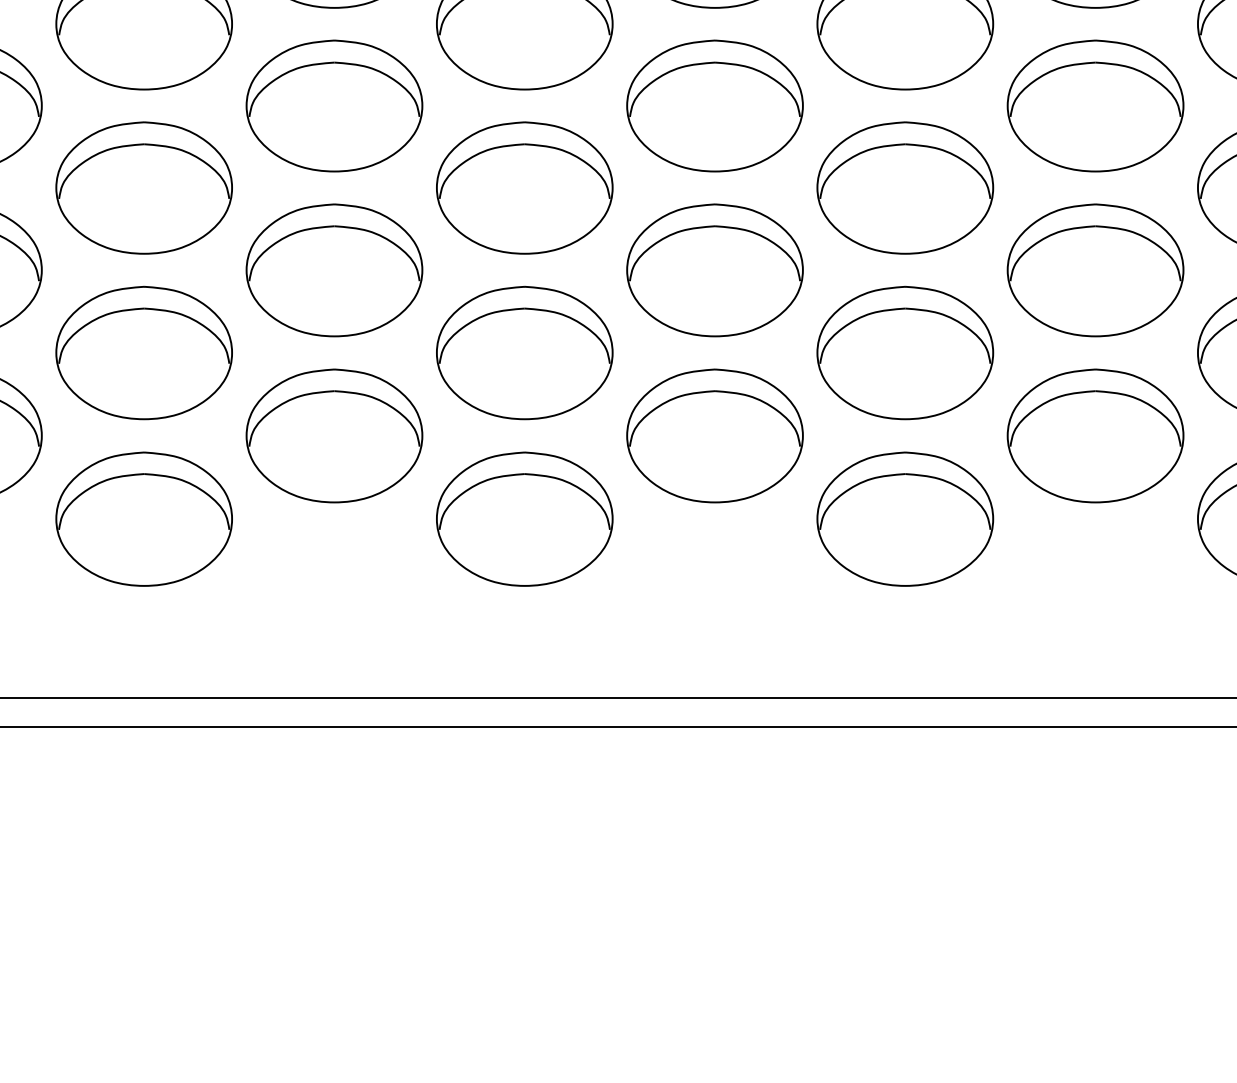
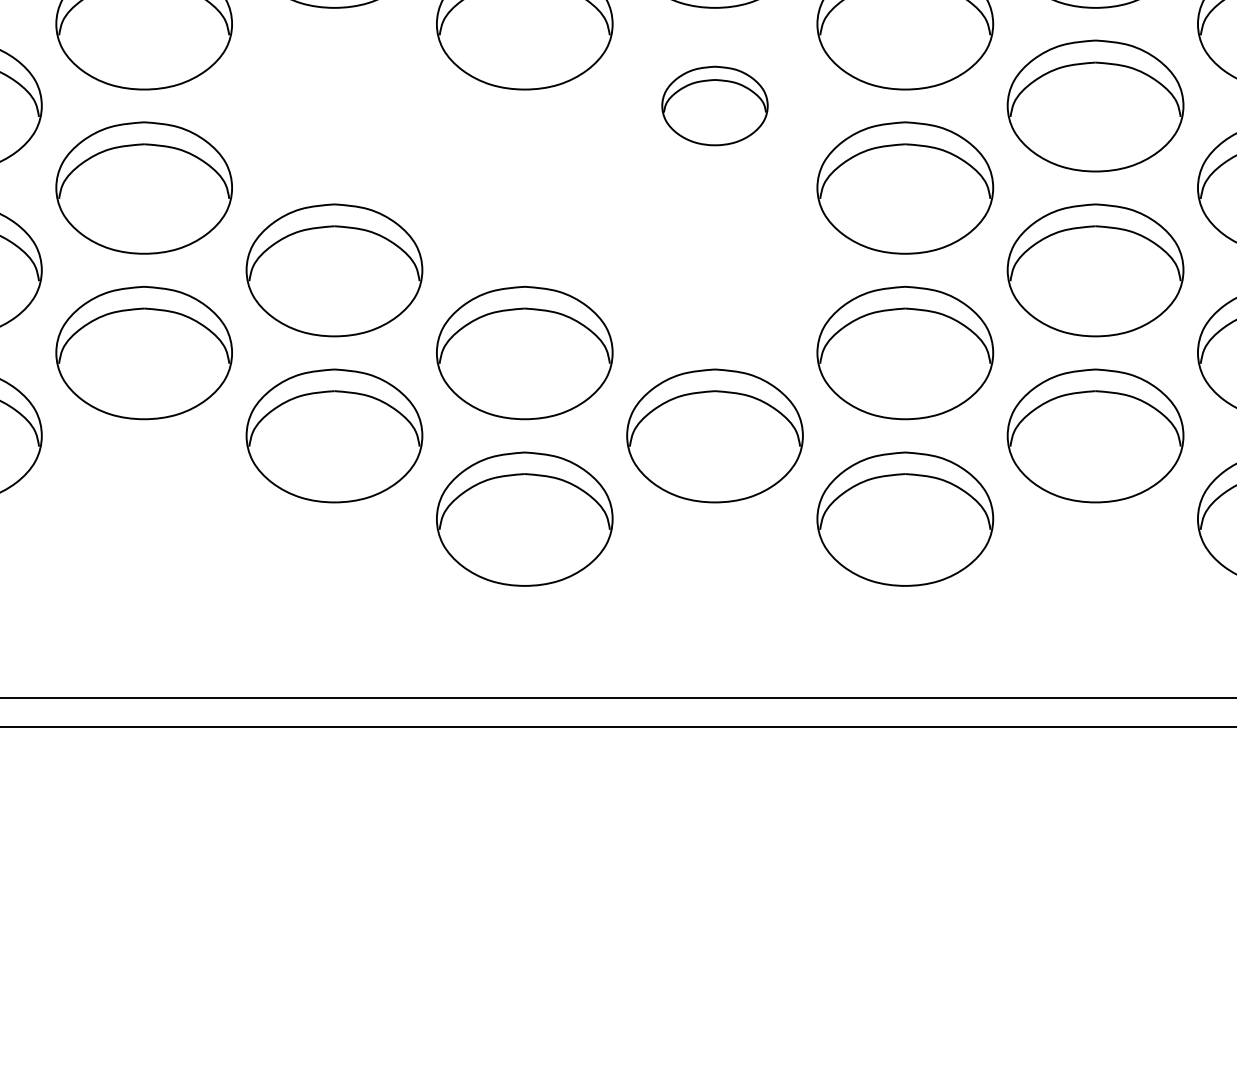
part: present -> none (334, 105)
part size: 178x134 px -> 108x82 px (714, 105)
part: present -> none (524, 187)
part: present -> none (714, 270)
part: present -> none (143, 518)
